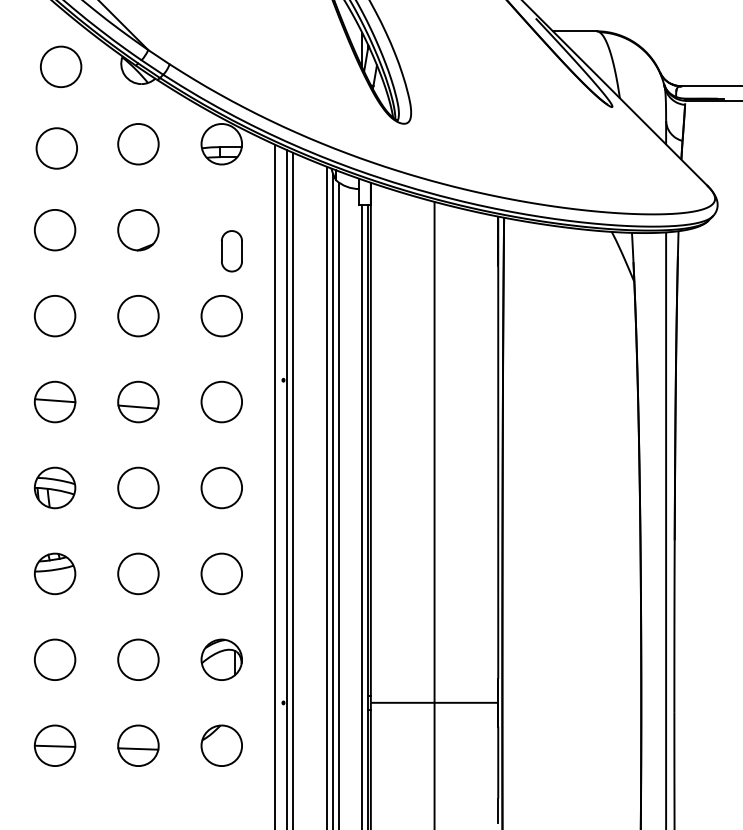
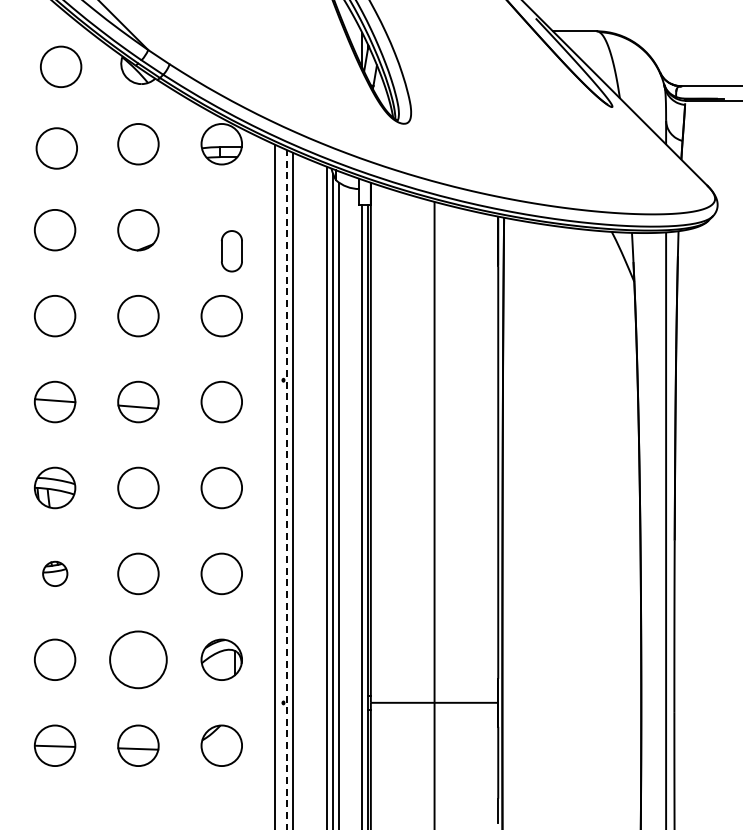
line: solid -> dashed (286, 489)
part size: 43x44 px -> 27x27 px (55, 573)
circle diameter: 41 px -> 57 px (138, 659)
